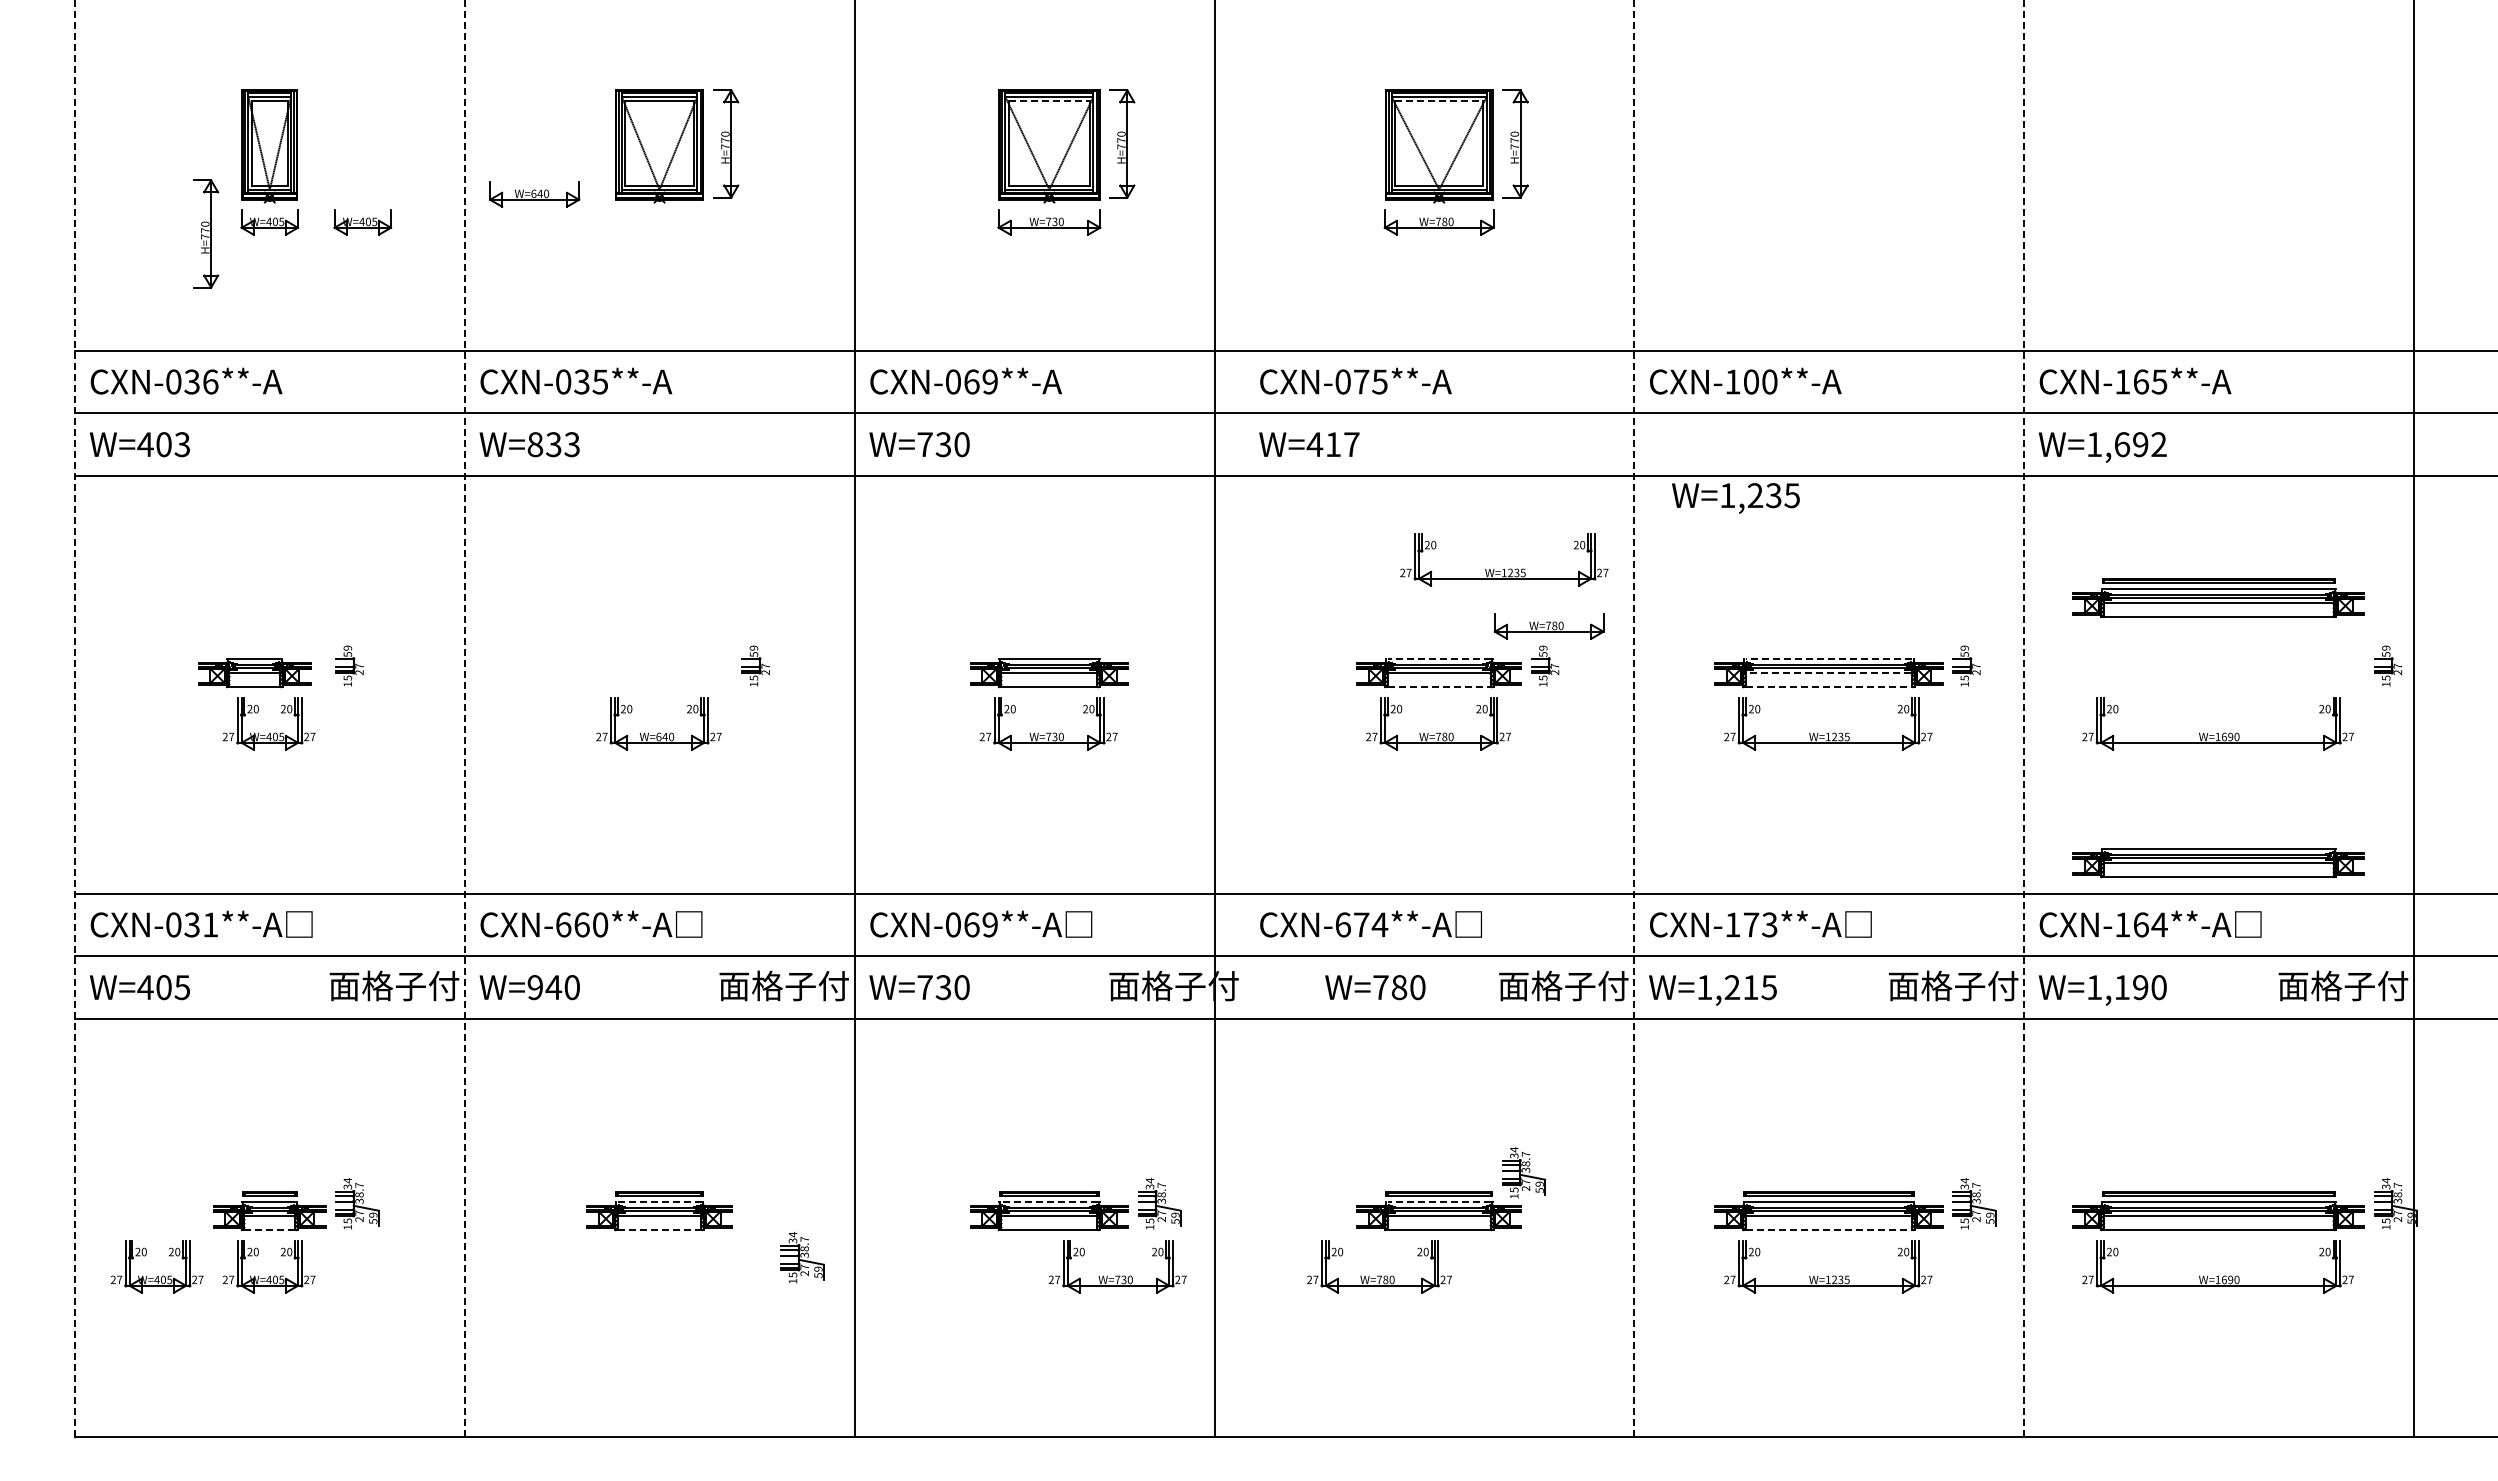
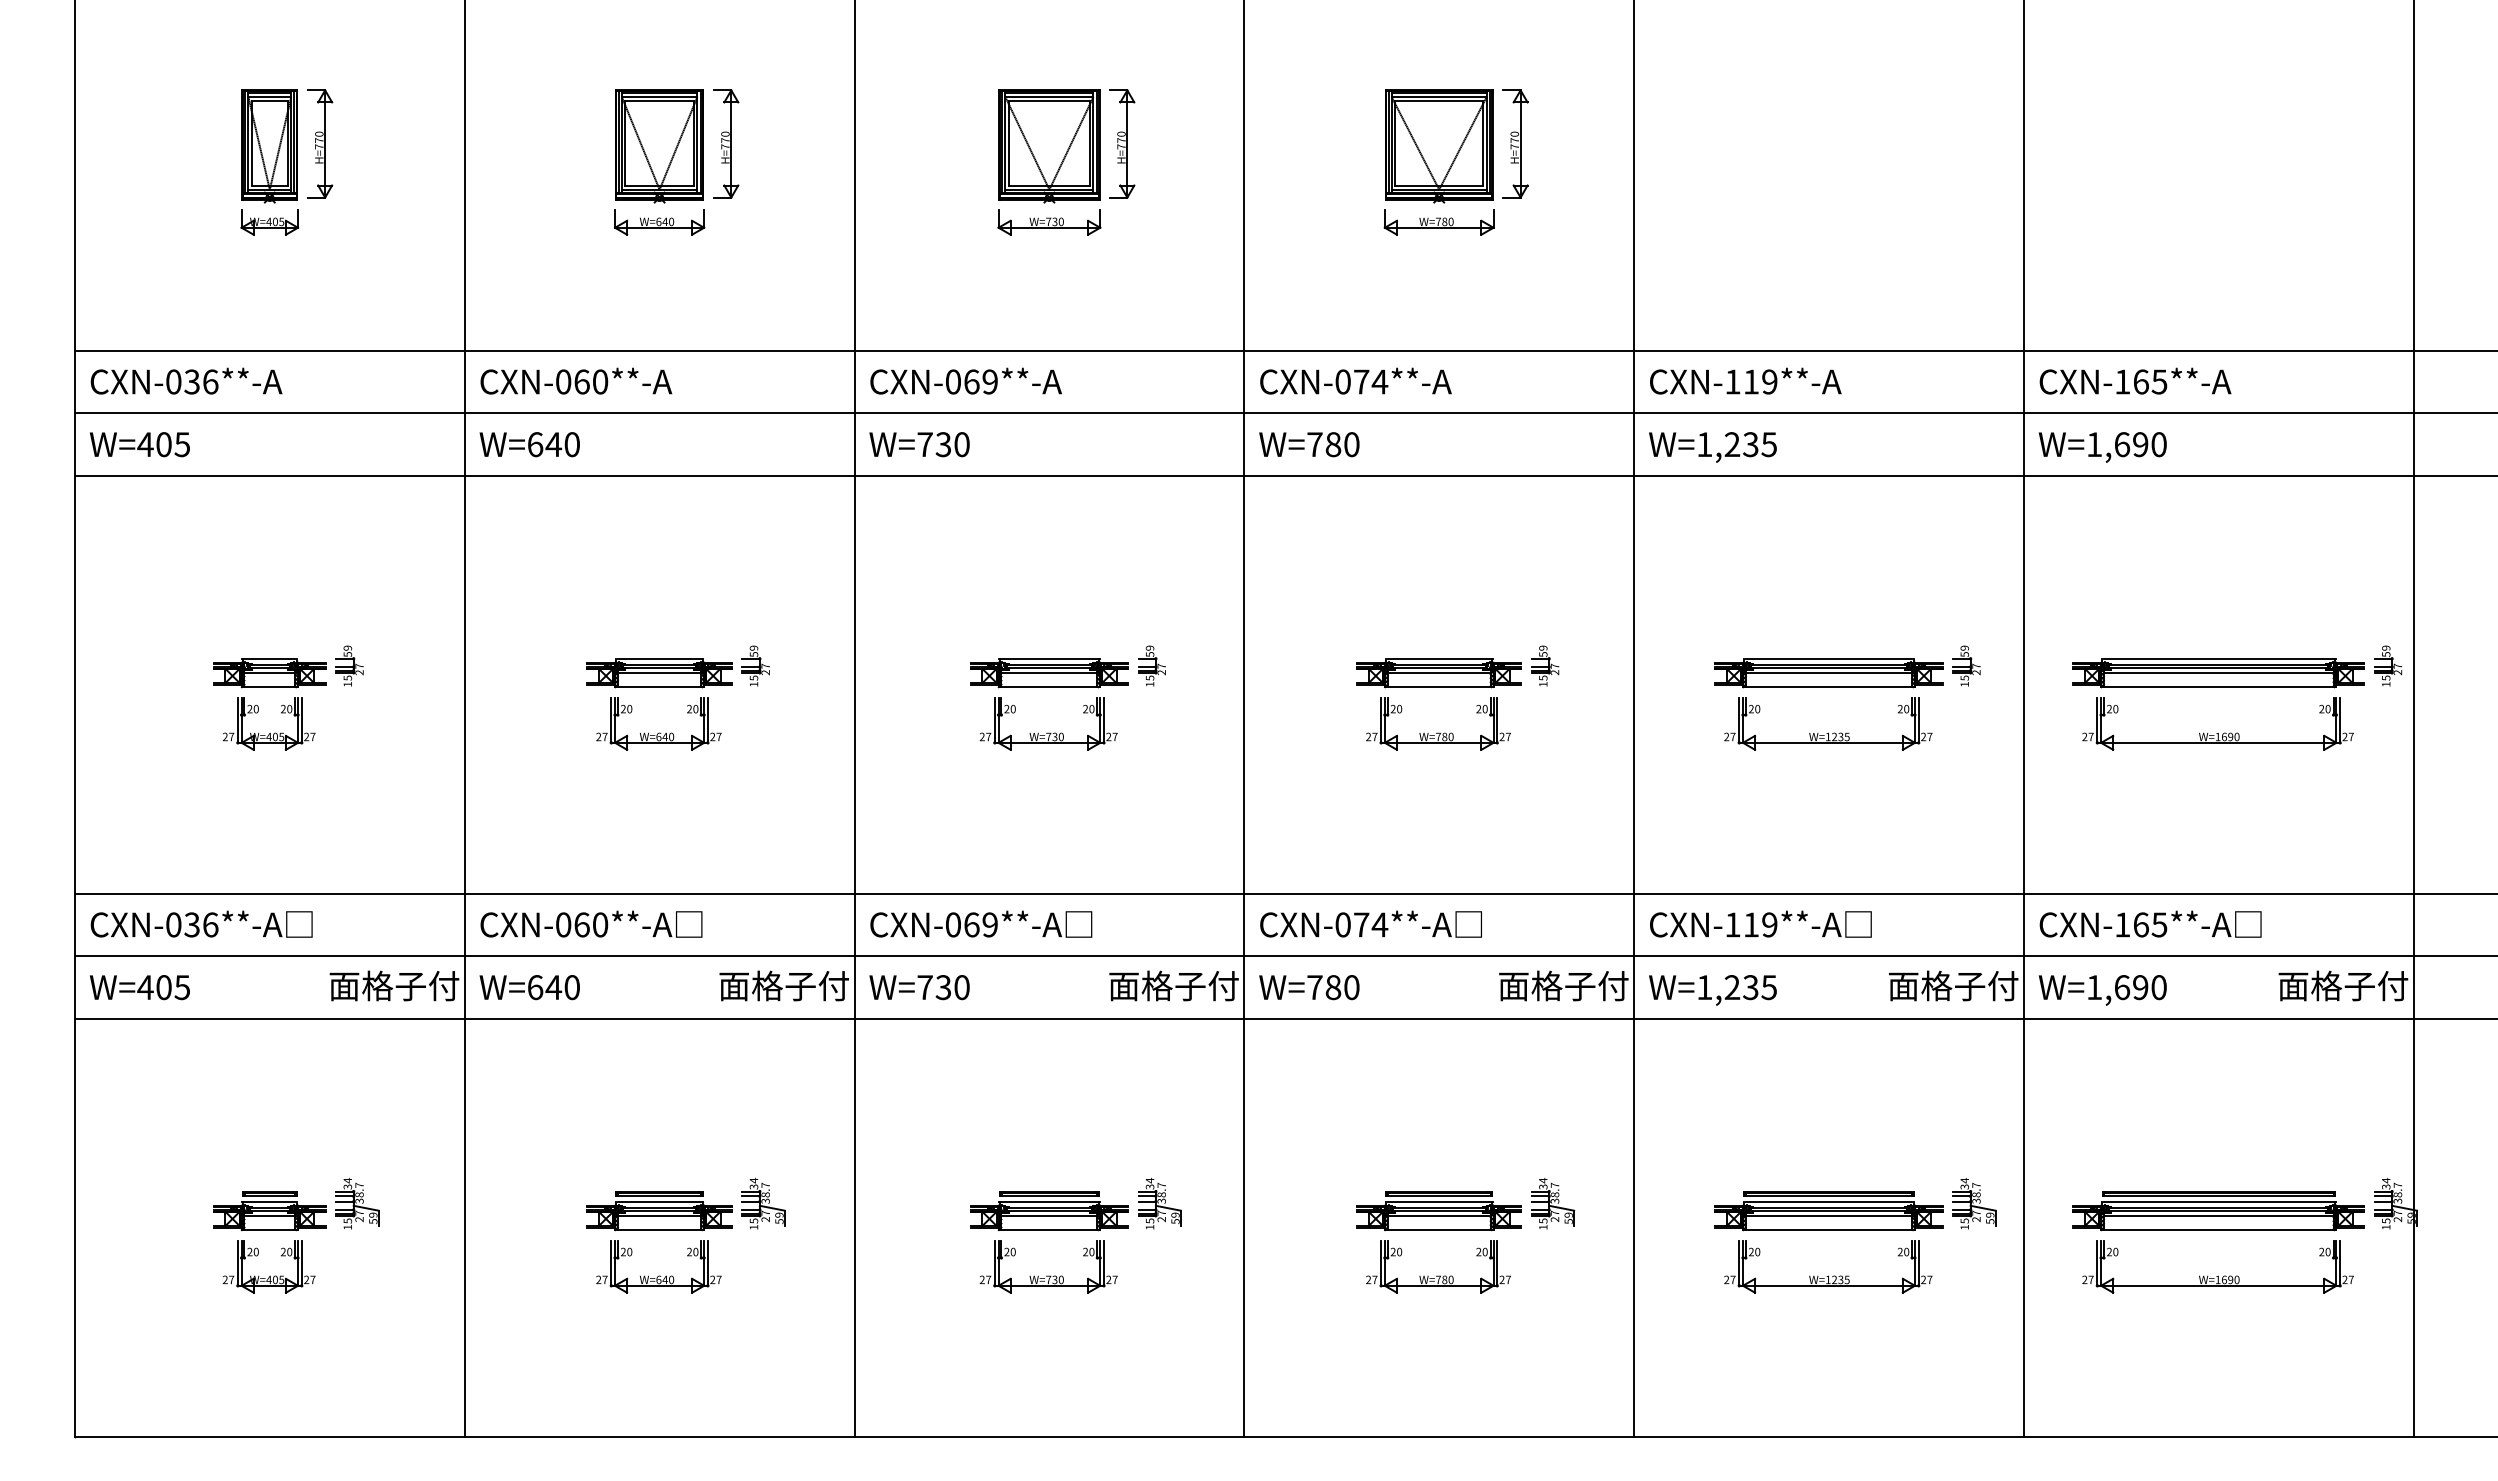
line: dashed -> solid (1049, 101)
line: dashed -> solid (1439, 101)
part position: (534, 194) -> (659, 222) (659, 222)
part: present -> none (362, 222)
part position: (206, 233) -> (320, 143) (320, 143)
text: CXN-035**-A -> CXN-060**-A (591, 381)
text: CXN-075**-A -> CXN-074**-A (1379, 381)
text: CXN-100**-A -> CXN-119**-A (1760, 381)
text: W=403 -> W=405 (181, 444)
text: W=833 -> W=640 (553, 444)
text: W=417 -> W=780 (1332, 444)
text: W=1,692 -> W=1,690 (2158, 444)
text position: (1735, 498) -> (1712, 447) (1712, 447)
part: present -> none (1504, 568)
part: present -> none (2218, 598)
part: present -> none (1548, 626)
line: dashed -> solid (1439, 658)
line: dashed -> solid (1828, 658)
part: none -> present (1151, 665)
line: dashed -> solid (1828, 672)
part position: (254, 673) -> (269, 673) (269, 673)
part: none -> present (659, 673)
line: dashed -> solid (1439, 686)
line: dashed -> solid (1829, 686)
line: dashed -> solid (74, 718)
line: dashed -> solid (464, 718)
line: dashed -> solid (1634, 718)
line: dashed -> solid (2023, 718)
line position: (1215, 719) -> (1244, 719) (1244, 719)
part position: (2218, 863) -> (2218, 673) (2218, 673)
text: CXN-031**-A -> CXN-036**-A (210, 924)
text: CXN-660**-A -> CXN-060**-A (563, 924)
text: CXN-674**-A -> CXN-074**-A (1342, 924)
text: CXN-173**-A -> CXN-119**-A (1760, 924)
text: CXN-164**-A -> CXN-165**-A (2159, 924)
text: W=940 -> W=640 (535, 987)
text position: (1375, 987) -> (1309, 987) (1309, 987)
text: W=1,215 -> W=1,235 (1750, 987)
text: W=1,190 -> W=1,690 (2122, 987)
part position: (1524, 1172) -> (1553, 1203) (1553, 1203)
line: dashed -> solid (659, 1201)
line: dashed -> solid (1048, 1201)
line: dashed -> solid (1439, 1201)
line: dashed -> solid (270, 1229)
line: dashed -> solid (659, 1229)
line: dashed -> solid (1829, 1229)
part position: (802, 1257) -> (763, 1203) (763, 1203)
part: present -> none (158, 1275)
part: none -> present (658, 1275)
part position: (1117, 1275) -> (1048, 1275) (1048, 1275)
part position: (1379, 1275) -> (1438, 1275) (1438, 1275)
